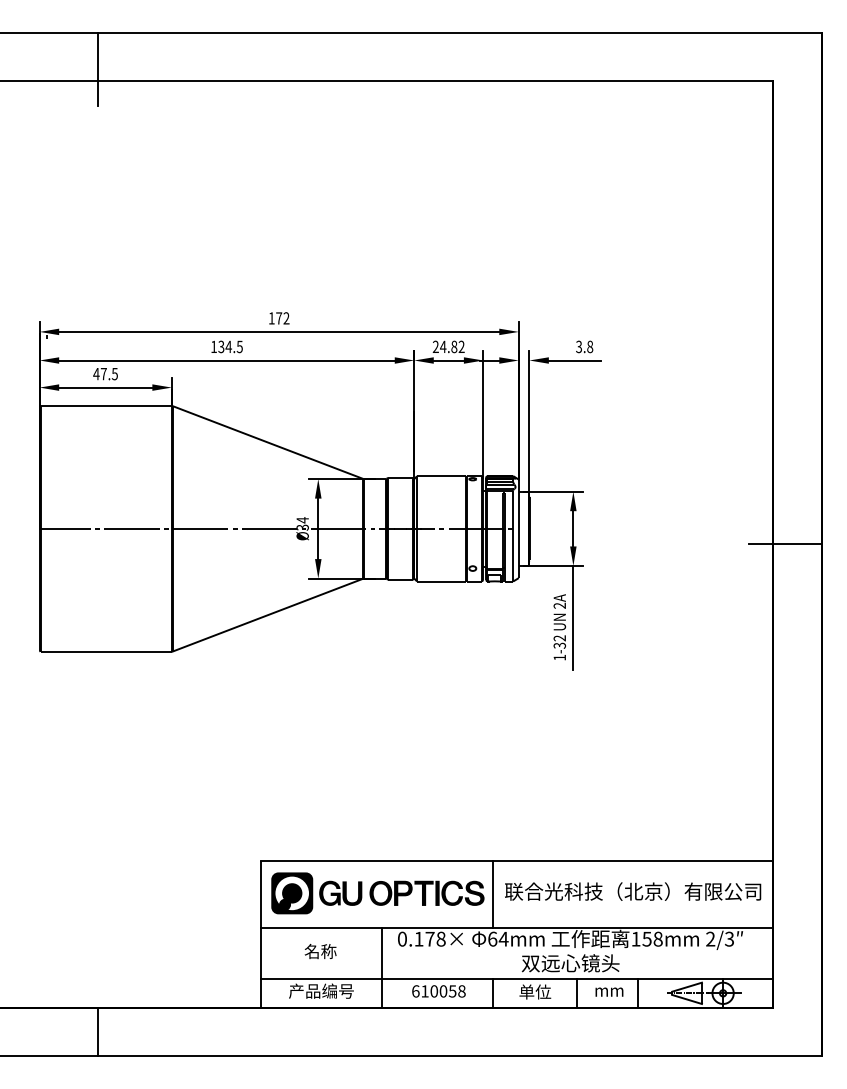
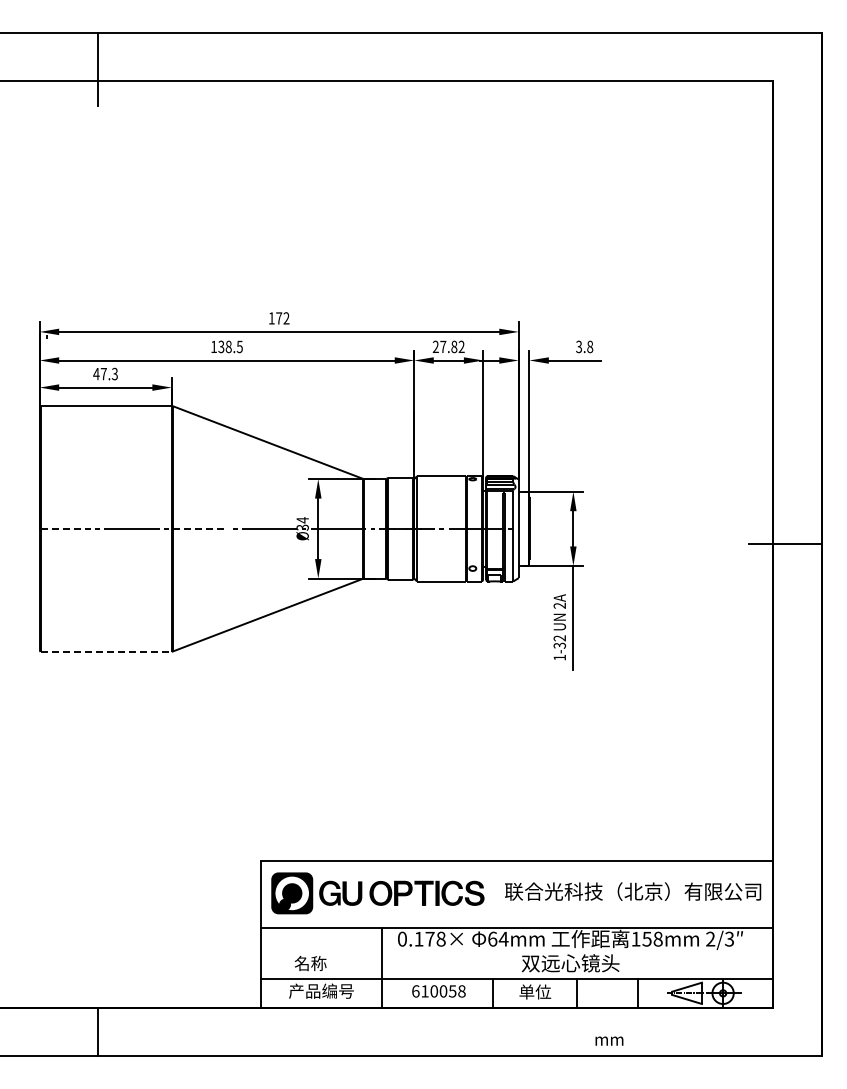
text: 134.5 -> 138.5 (228, 346)
text: 24.82 -> 27.82 (443, 346)
text: 47.5 -> 47.3 (114, 373)
line: solid -> dashed (66, 528)
line: solid -> dashed (200, 528)
line: solid -> dashed (106, 651)
line: present -> none (493, 894)
text position: (320, 951) -> (310, 963) (310, 963)
text position: (609, 991) -> (609, 1040) (609, 1040)
